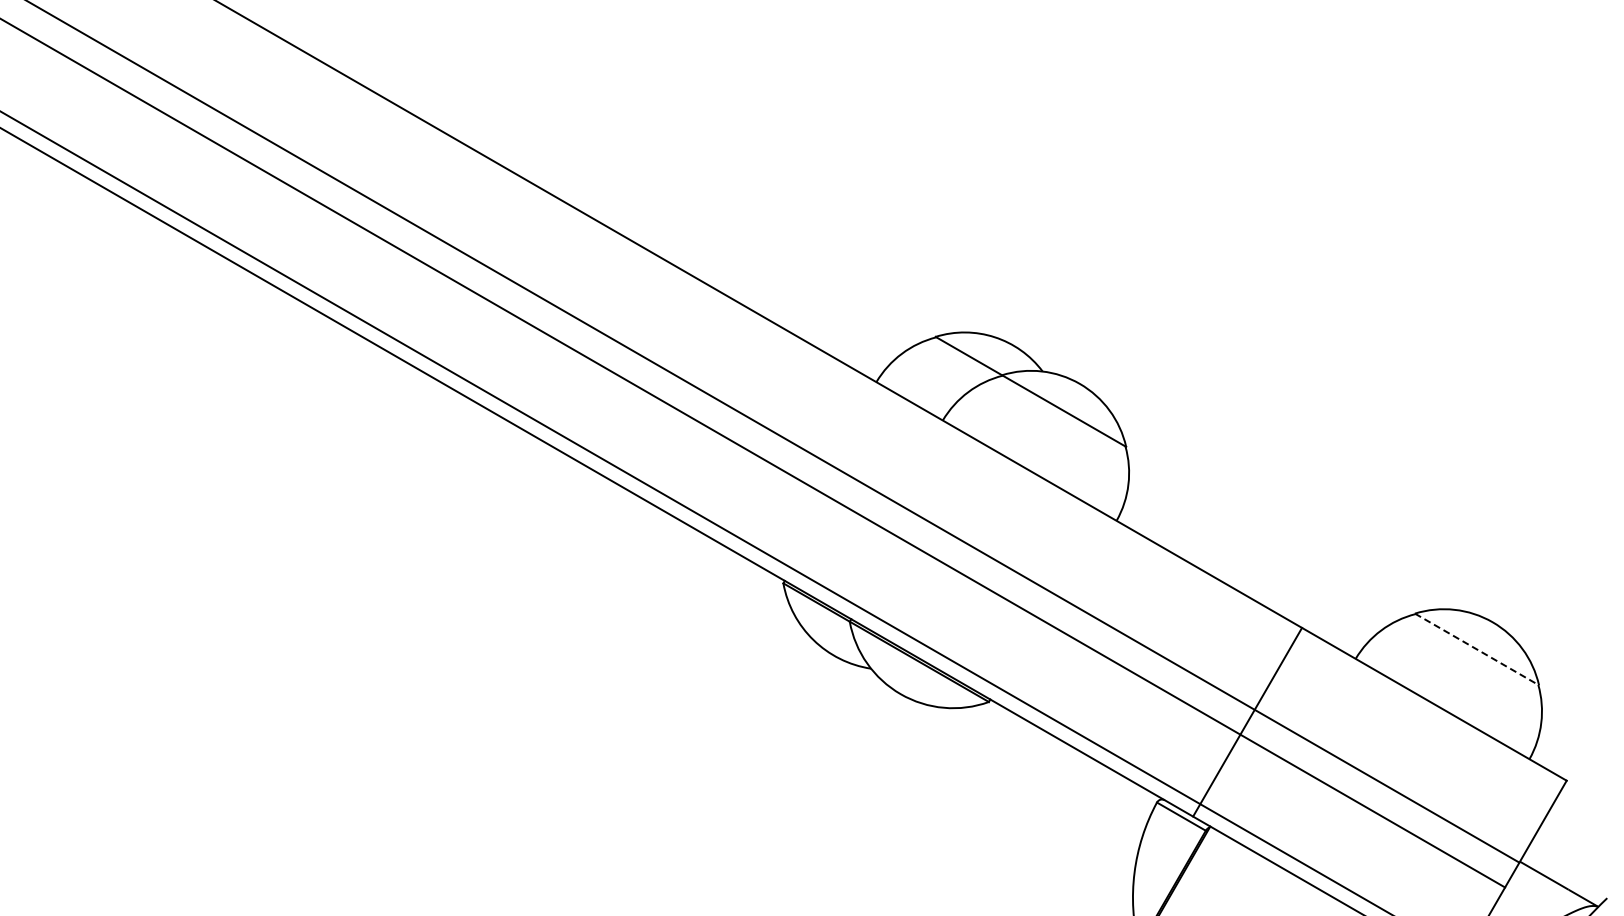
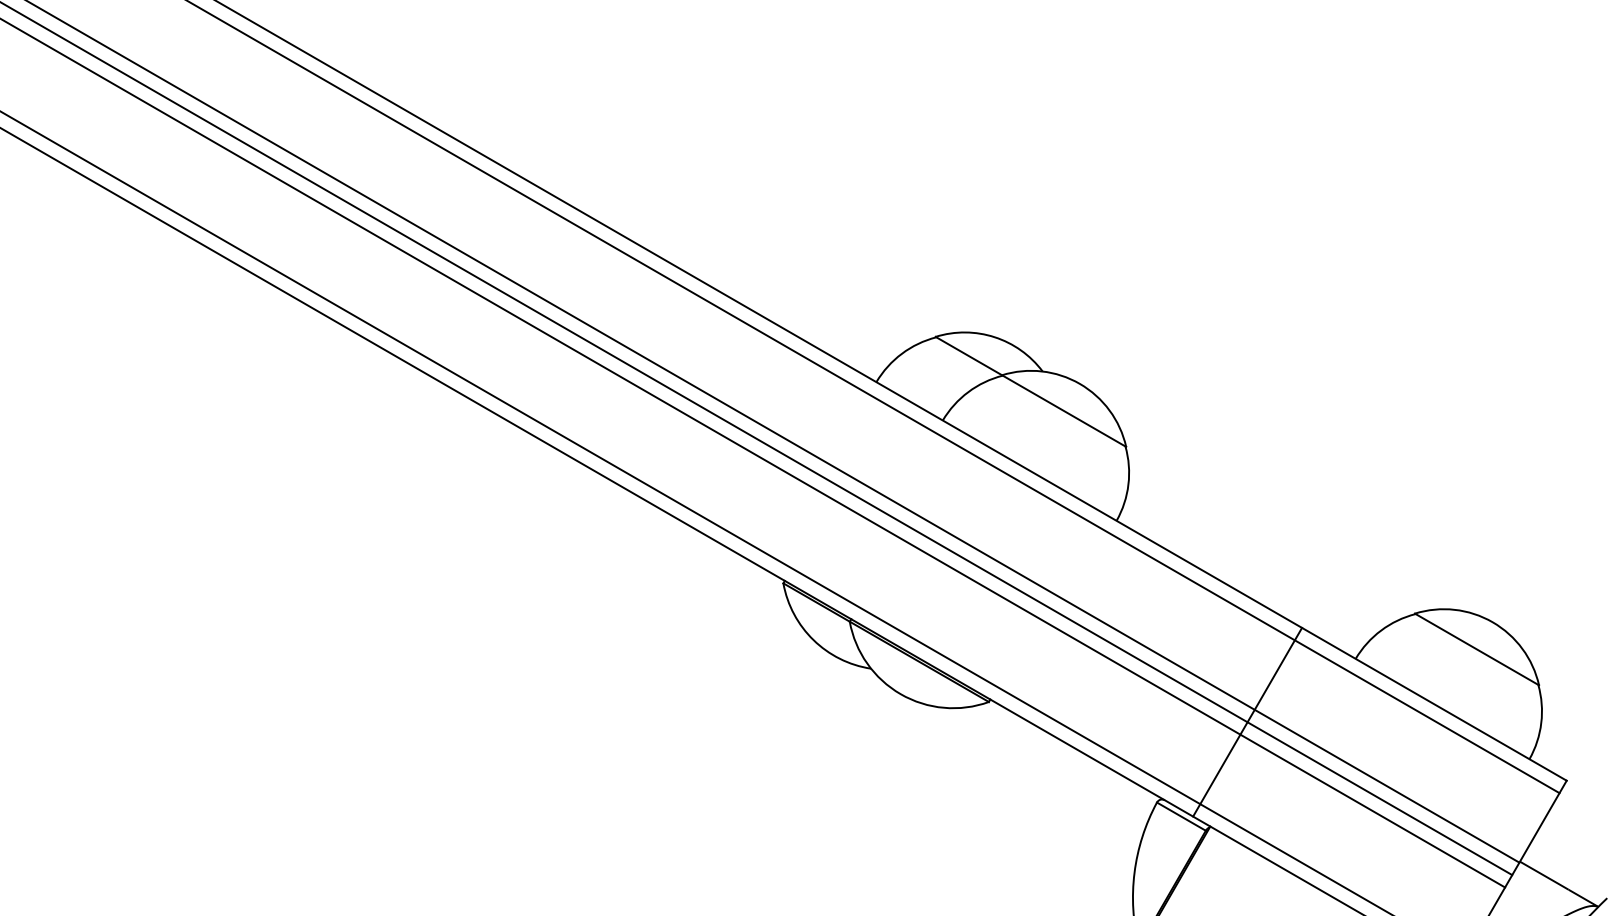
line: none -> present (874, 397)
line: none -> present (757, 439)
line: dashed -> solid (1477, 649)
